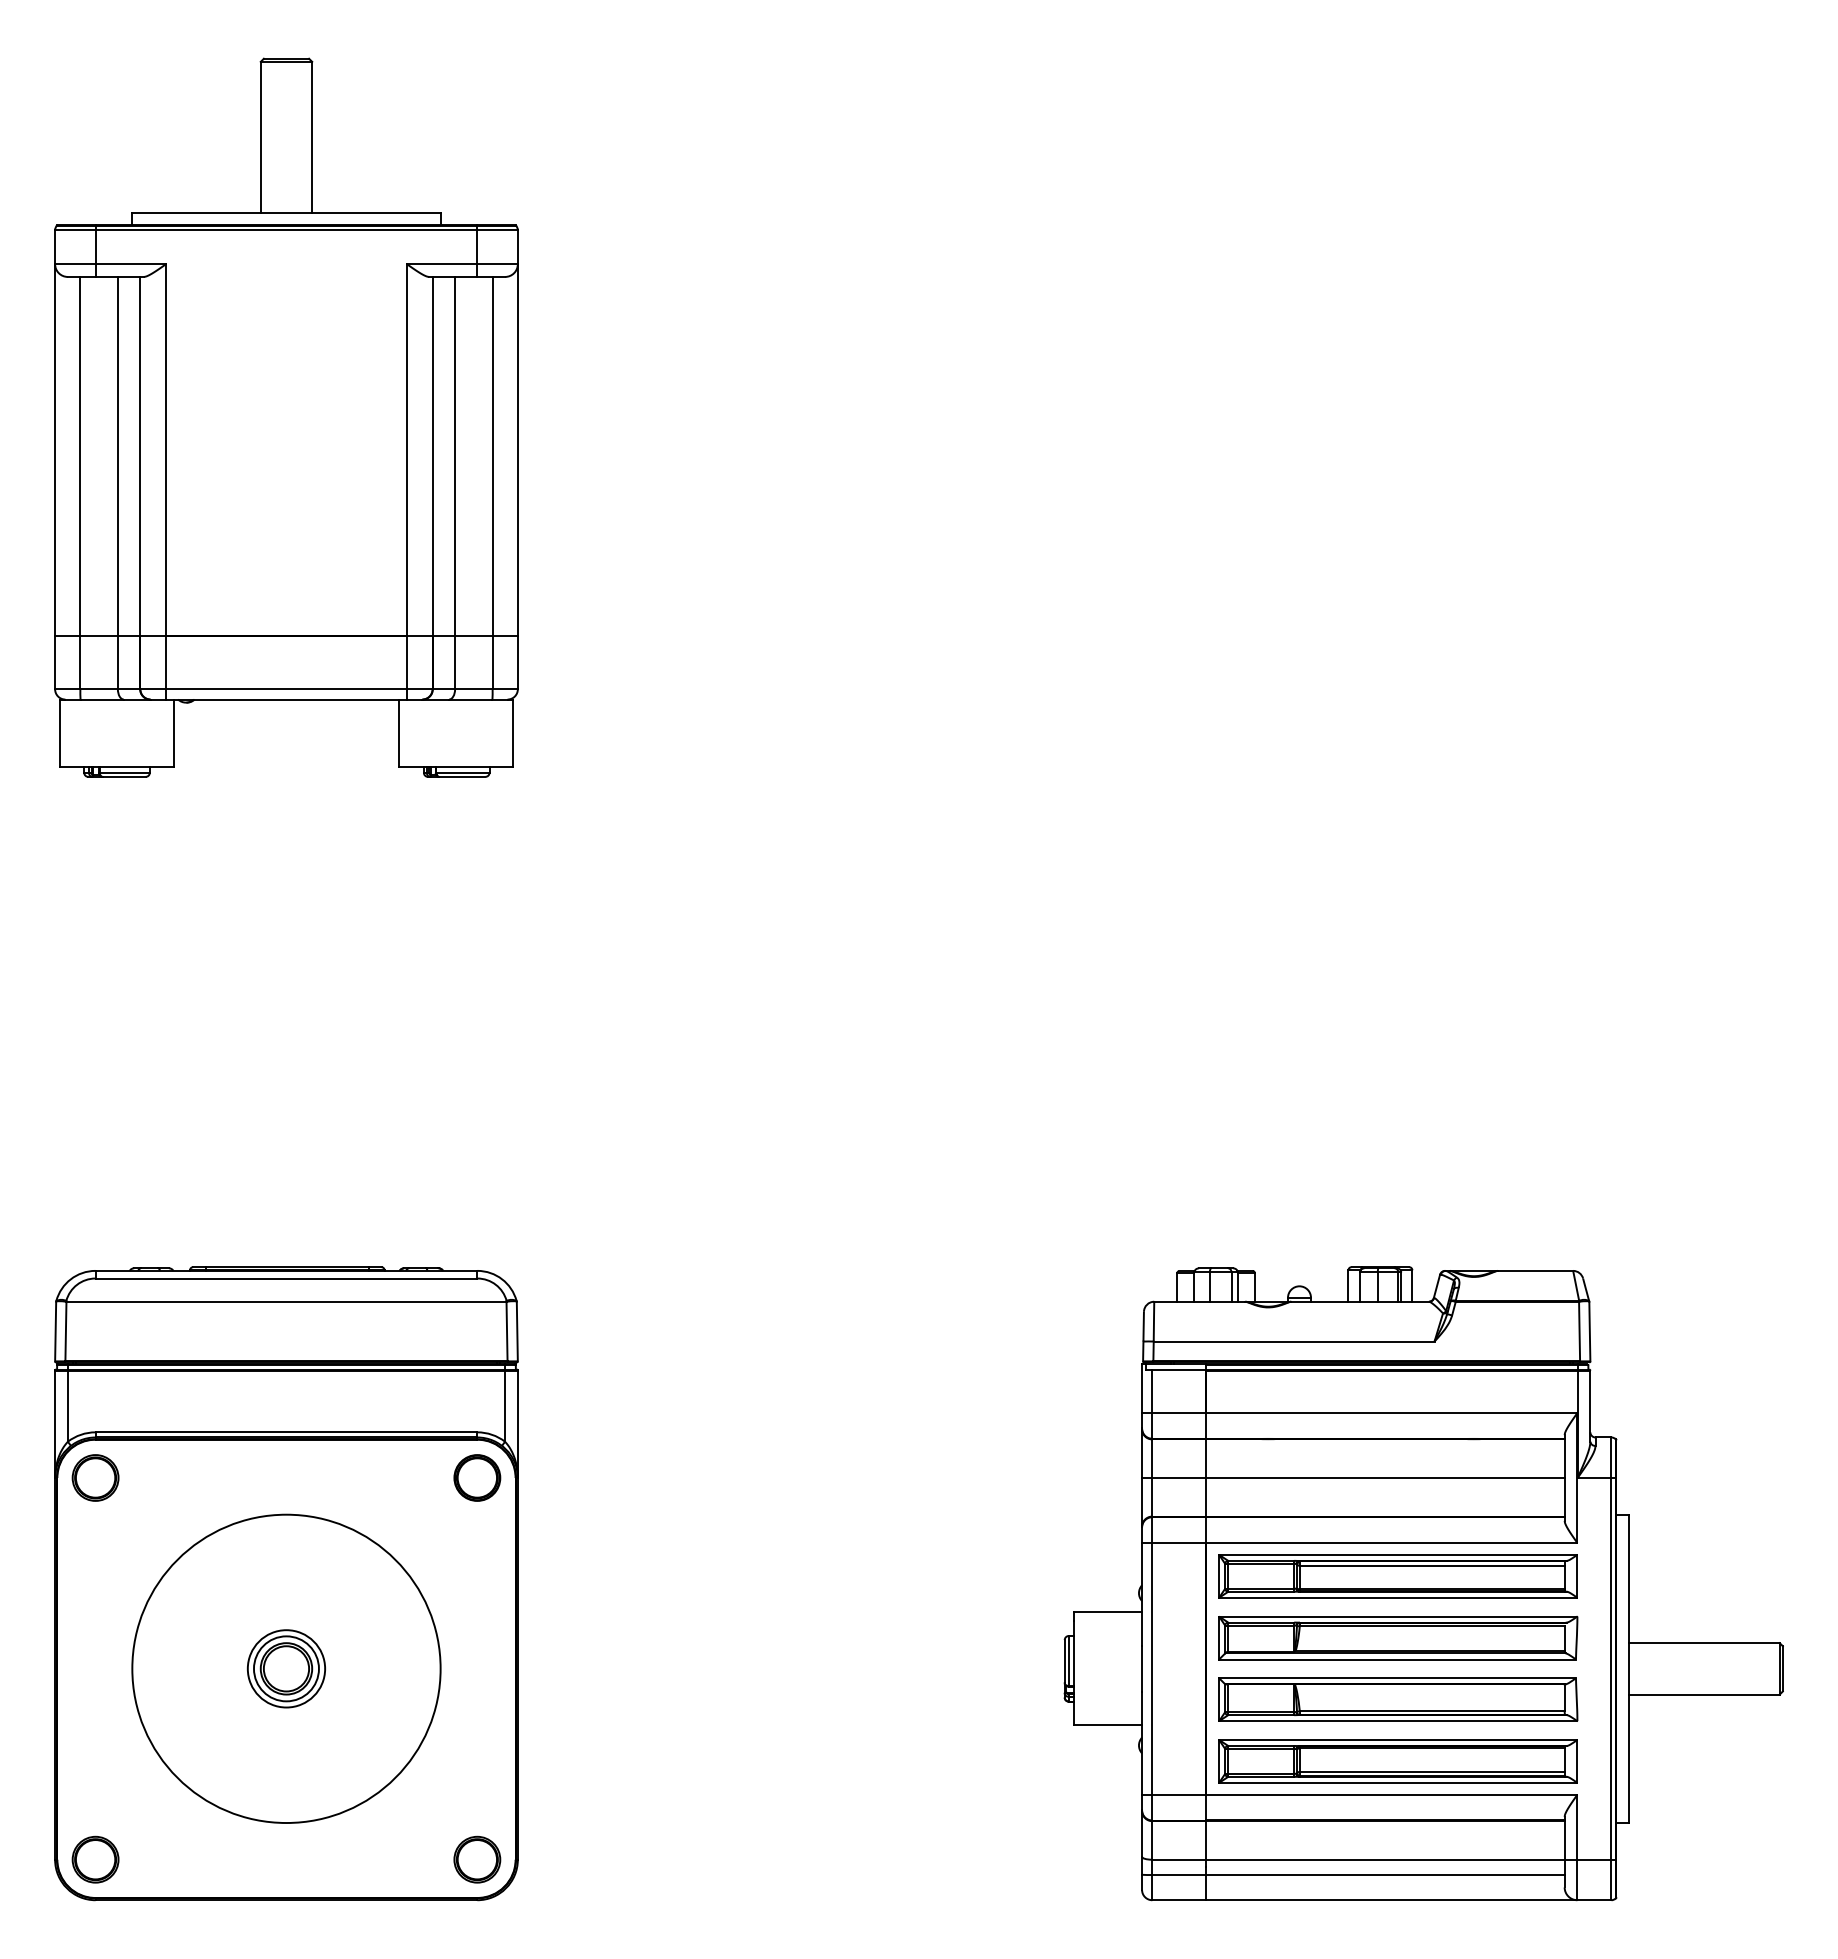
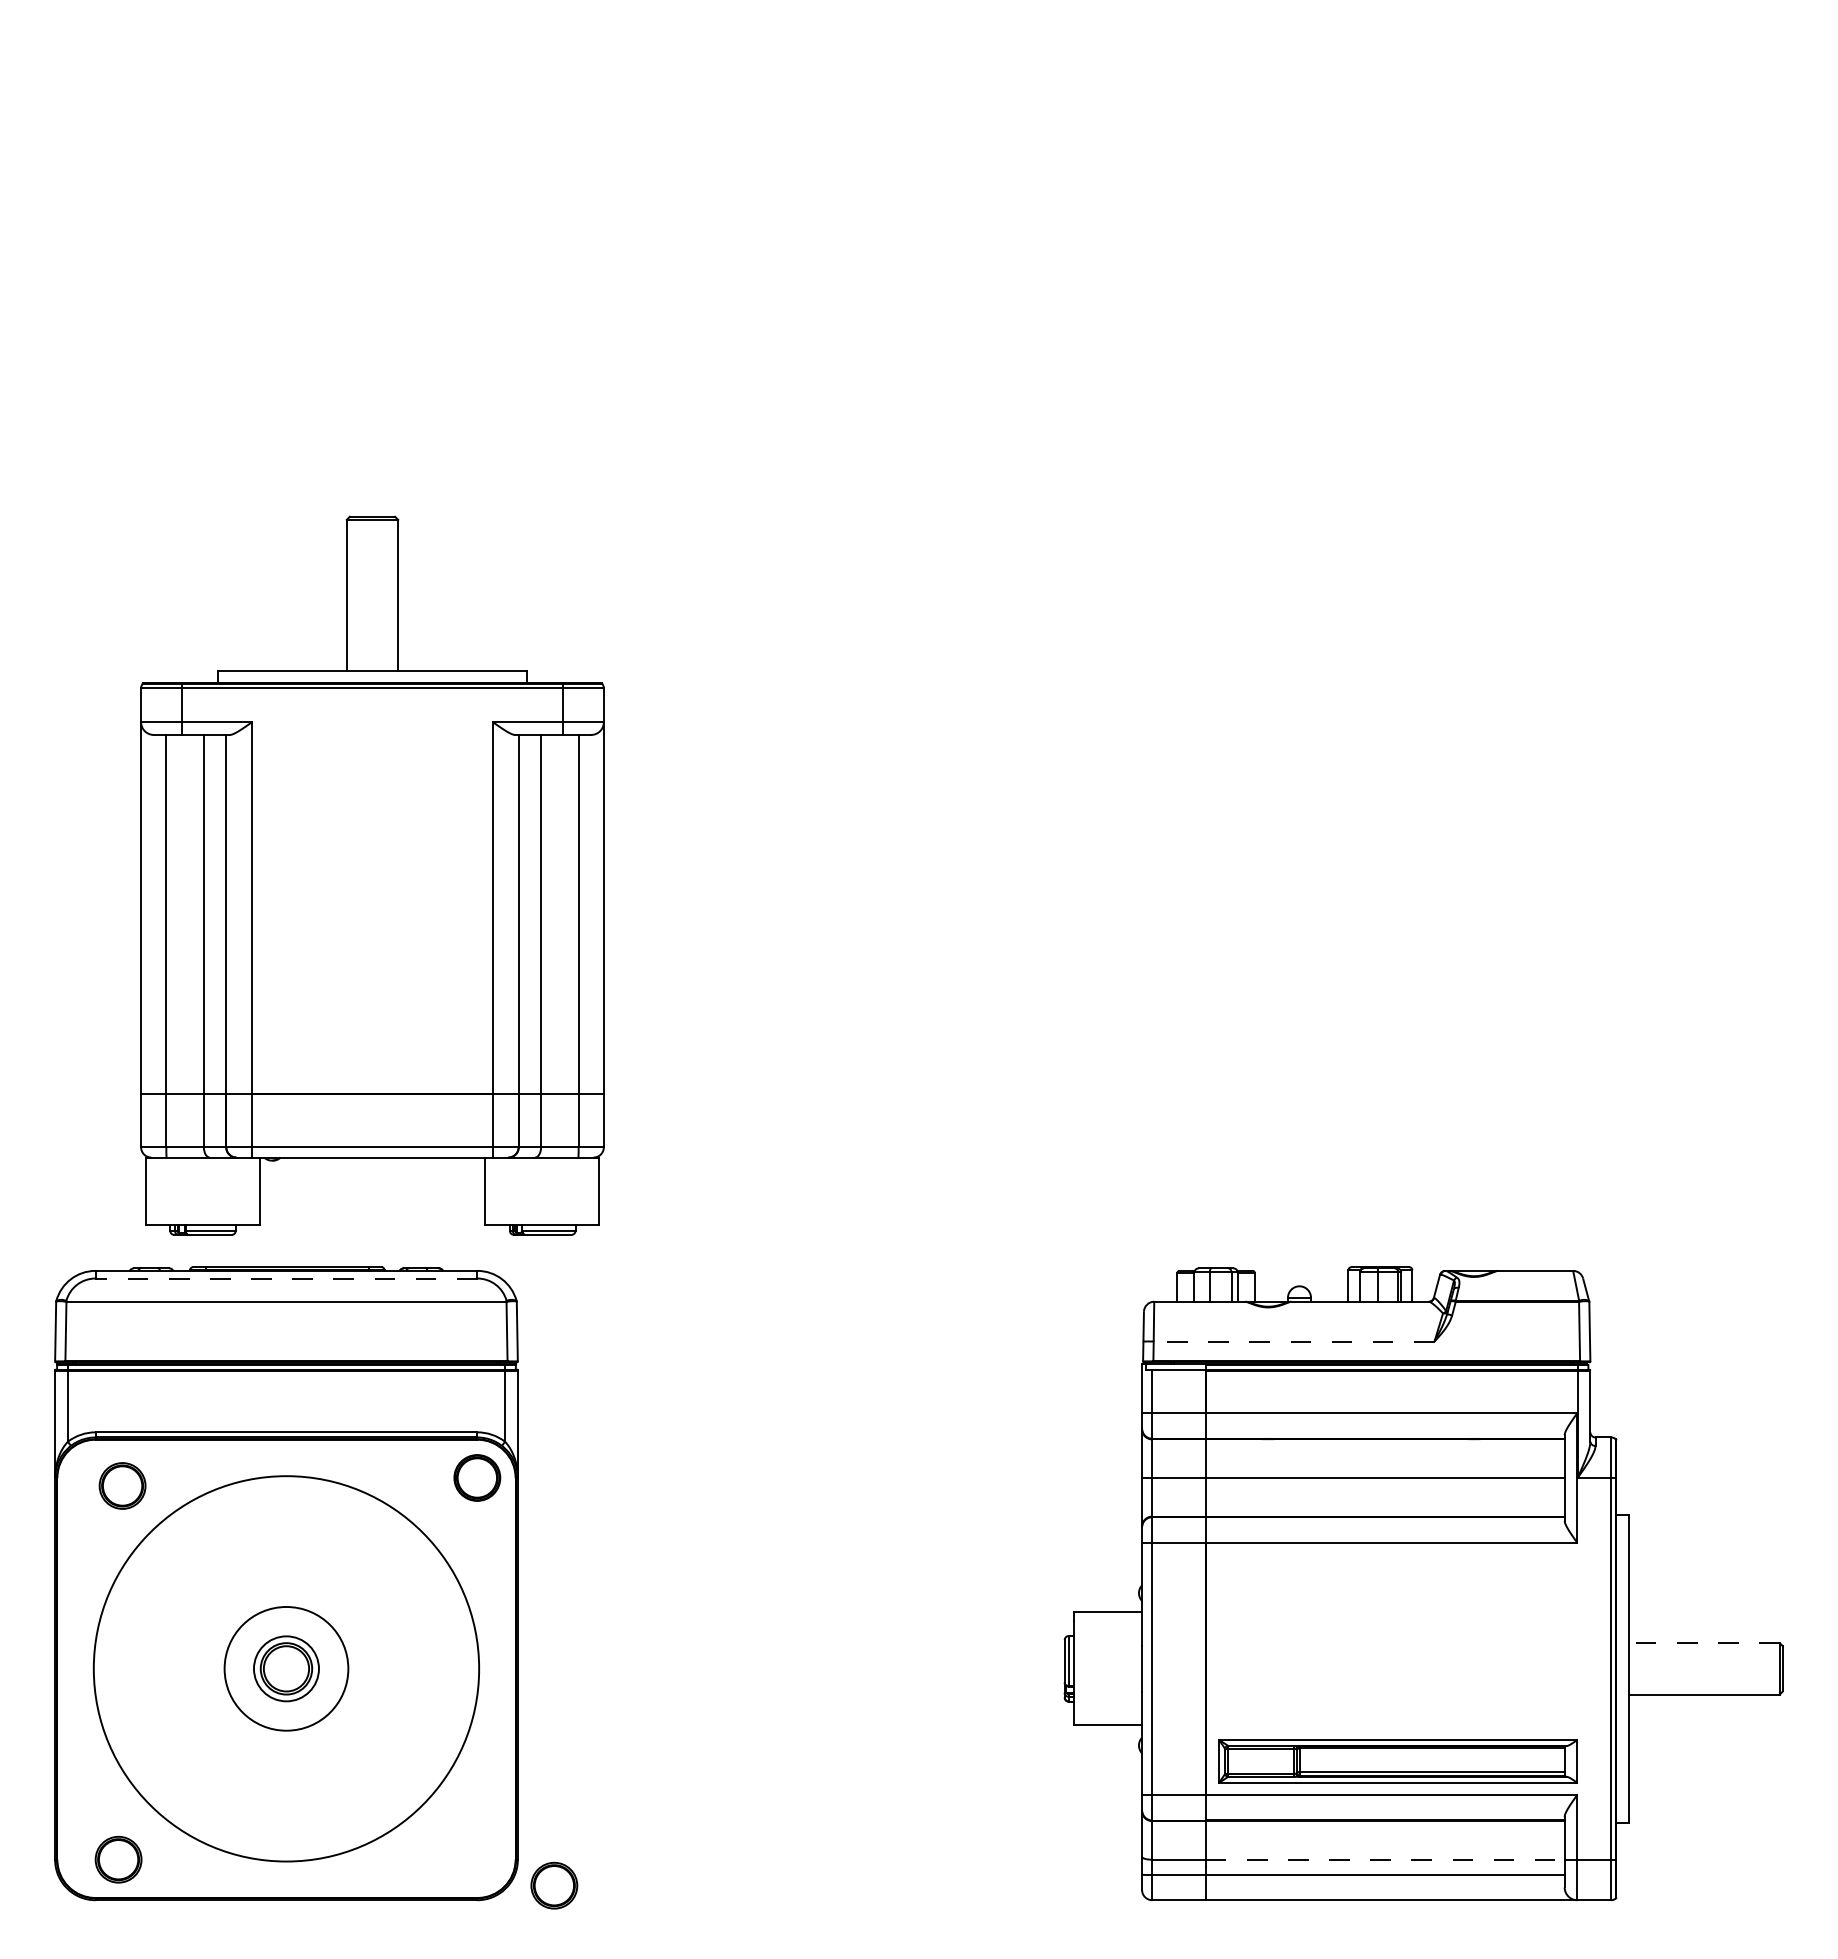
part position: (286, 417) -> (372, 875) (372, 875)
line: solid -> dashed (286, 1278)
line: solid -> dashed (1293, 1341)
part position: (95, 1477) -> (122, 1485) (122, 1485)
part: present -> none (1397, 1576)
part: present -> none (1398, 1638)
line: solid -> dashed (1703, 1643)
circle diameter: 308 px -> 385 px (286, 1668)
circle diameter: 77 px -> 124 px (286, 1668)
part: present -> none (1398, 1699)
part position: (95, 1859) -> (118, 1859) (118, 1859)
part position: (477, 1859) -> (554, 1885) (554, 1885)
line: solid -> dashed (1385, 1859)
